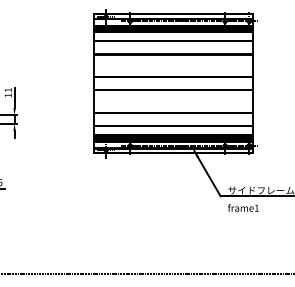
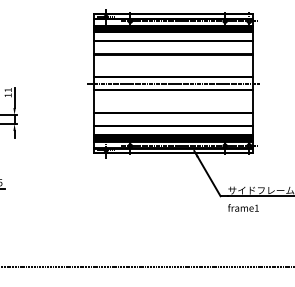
line: none -> present (173, 83)
line position: (146, 274) -> (146, 267) (146, 267)
